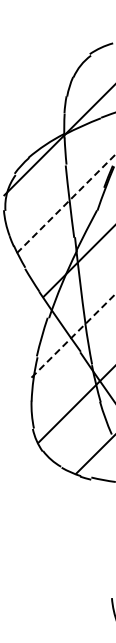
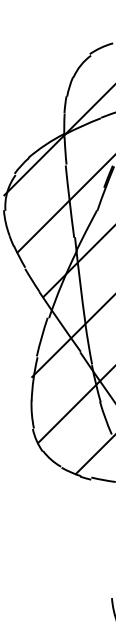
line: dashed -> solid (66, 203)
line: dashed -> solid (73, 335)
